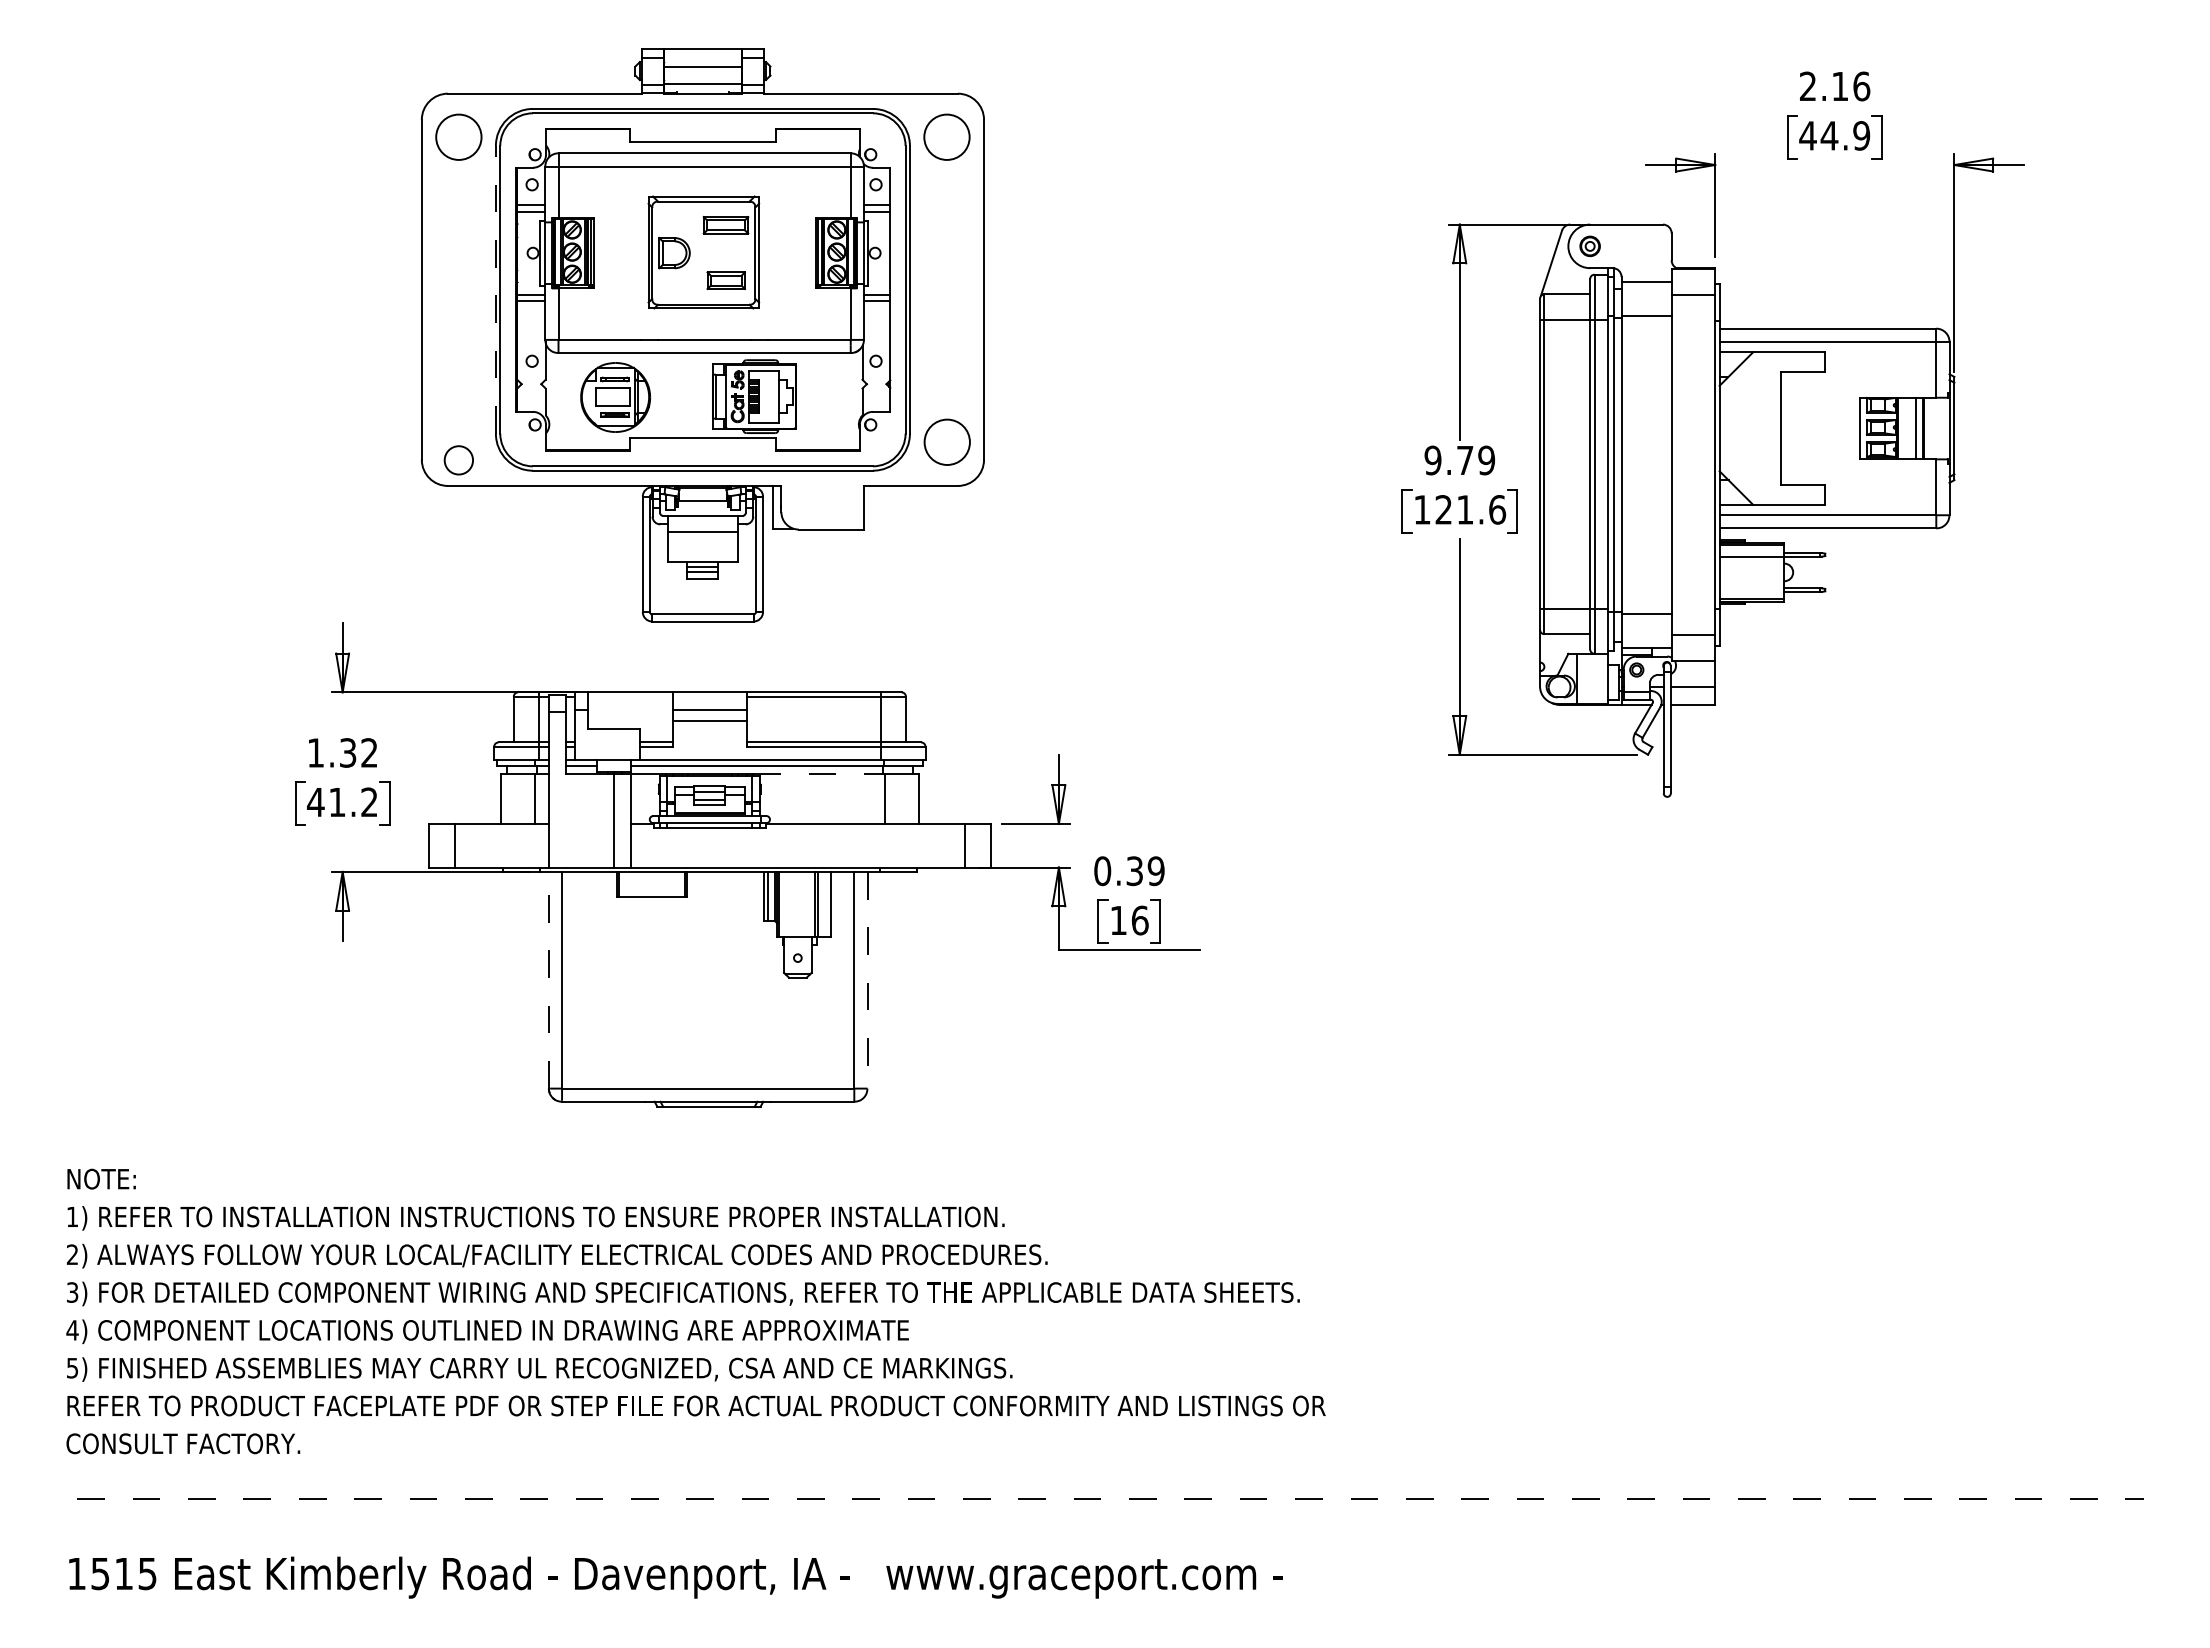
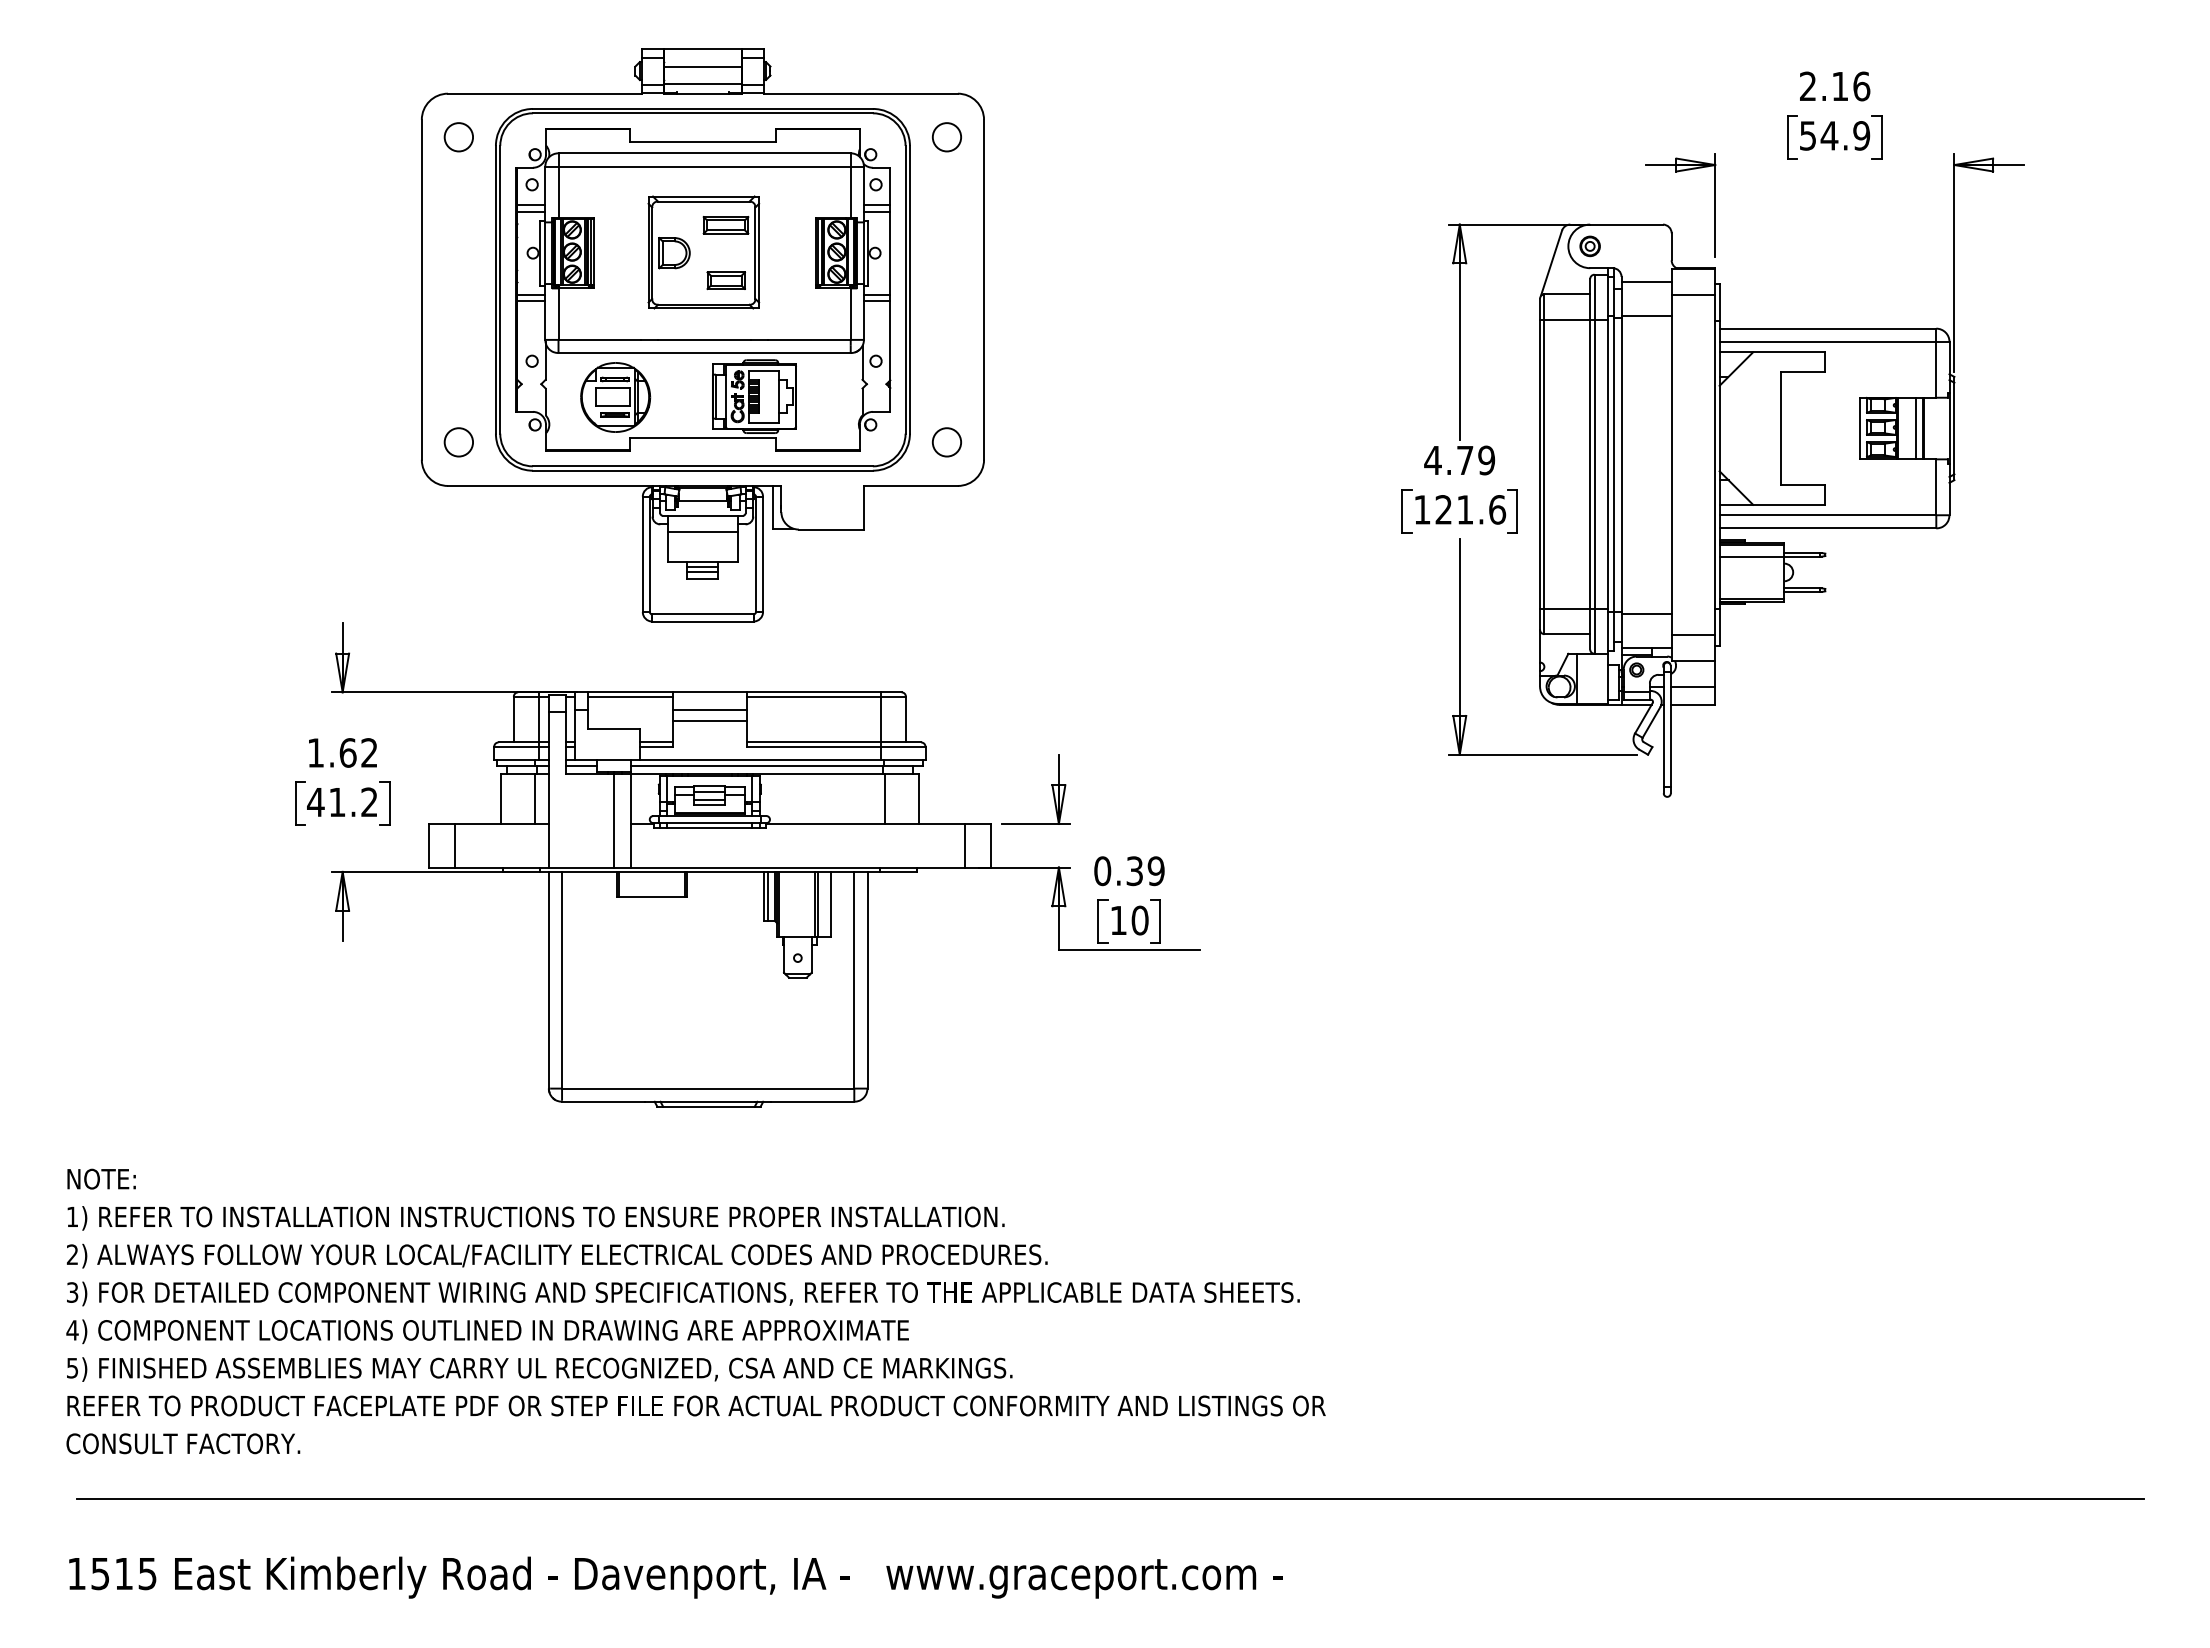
text: 44.9 -> 54.9 (1807, 135)
circle diameter: 45 px -> 28 px (458, 137)
circle diameter: 45 px -> 28 px (946, 137)
line: dashed -> solid (495, 289)
circle size: 48x48 px -> 31x31 px (946, 442)
circle position: (458, 460) -> (458, 442) (458, 442)
text: 9.79 -> 4.79 (1432, 460)
line: none -> present (629, 696)
text: 1.32 -> 1.62 (347, 752)
line: dashed -> solid (819, 773)
text: 16 -> 10 (1139, 920)
line: dashed -> solid (548, 979)
line: dashed -> solid (867, 980)
line: dashed -> solid (1111, 1498)
